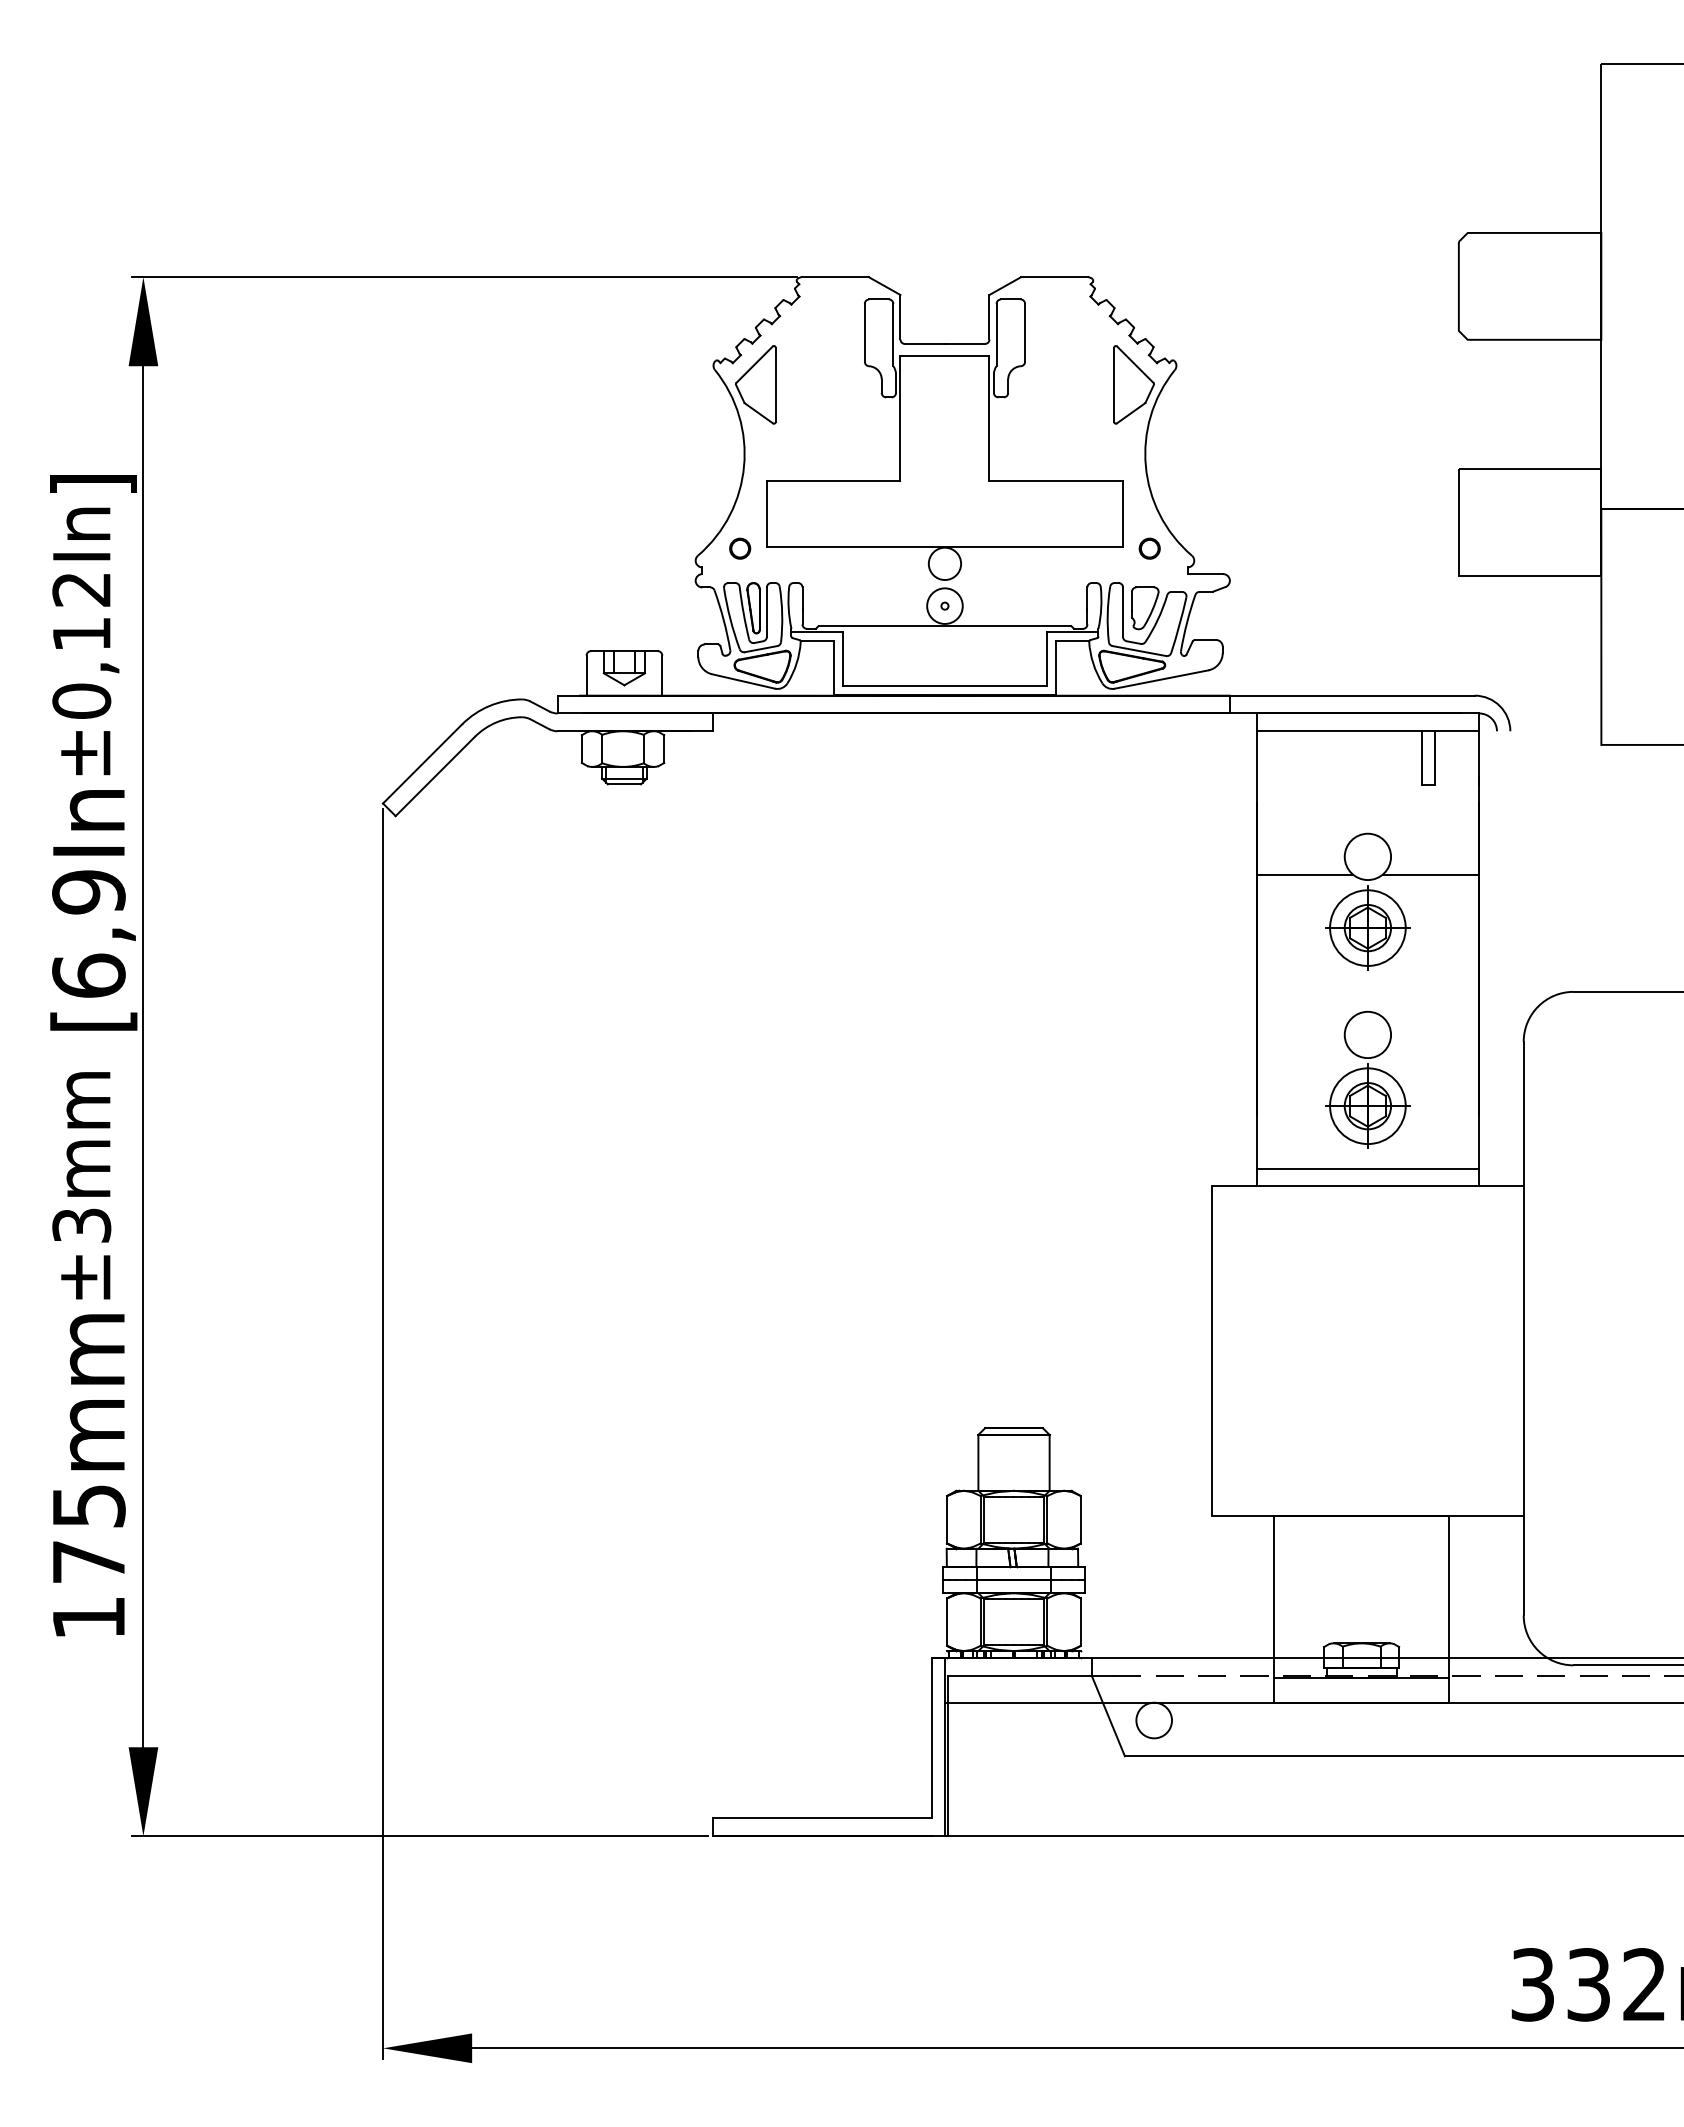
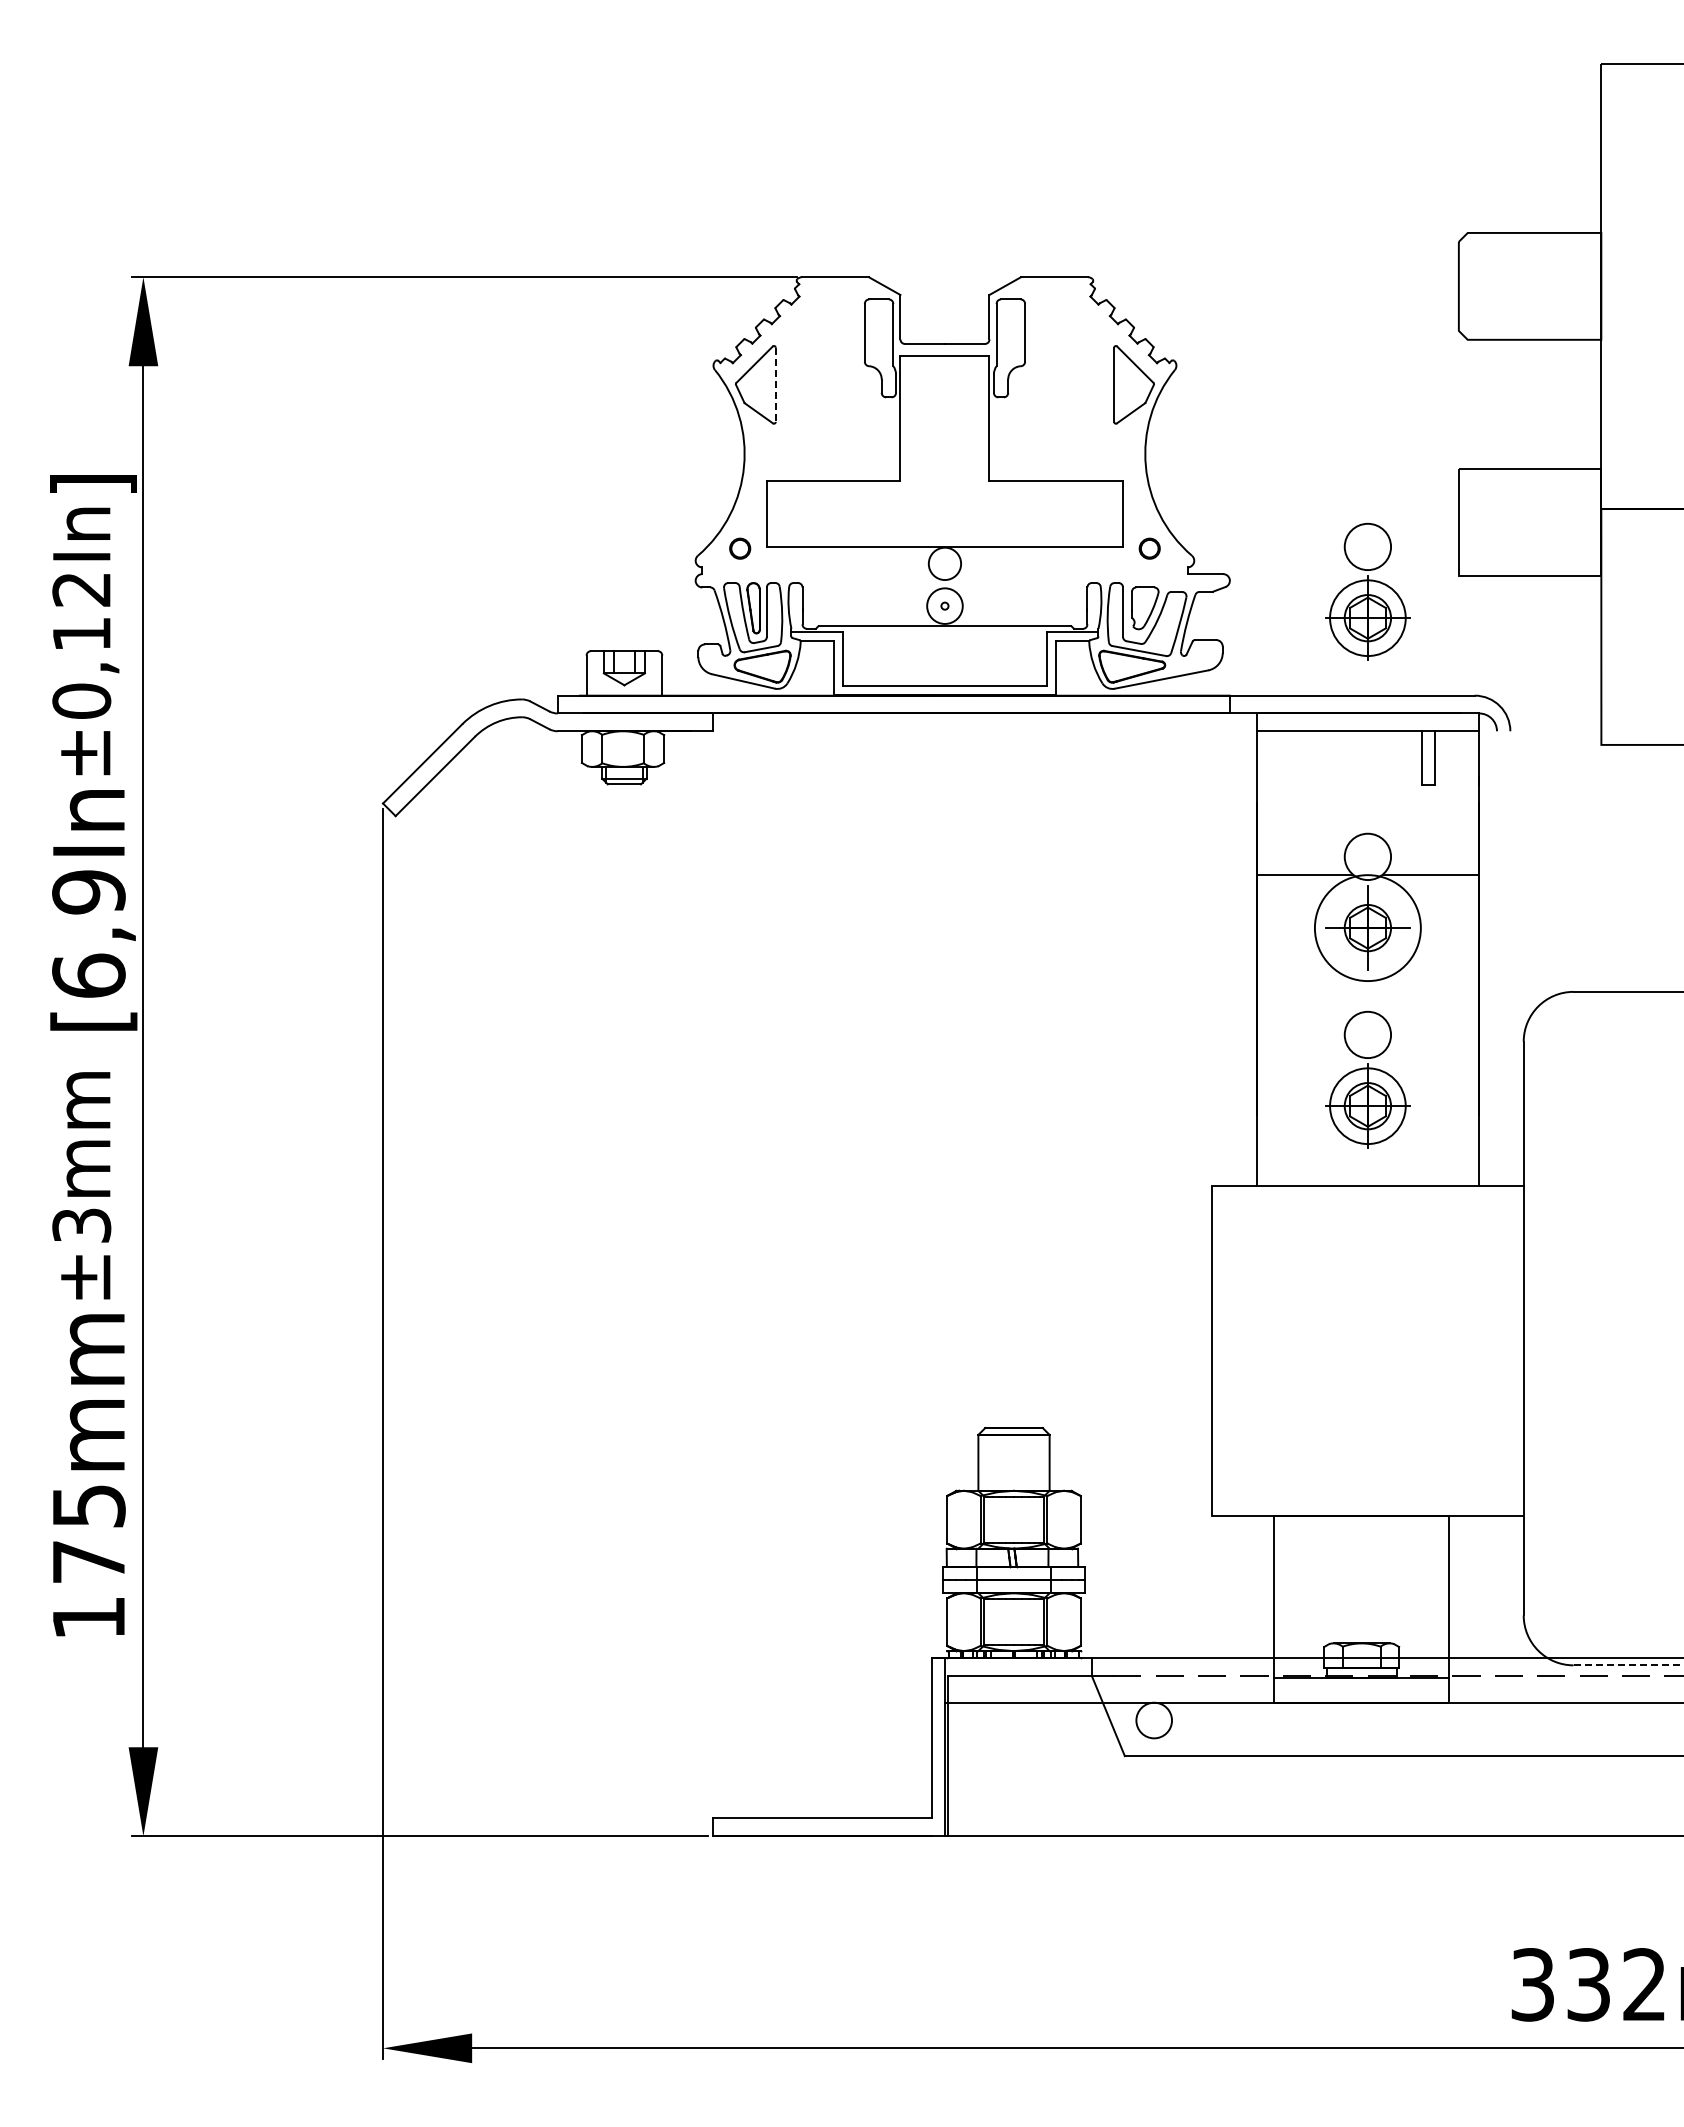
line: solid -> dashed (775, 385)
part: none -> present (1367, 591)
circle diameter: 76 px -> 106 px (1367, 928)
line: present -> none (1367, 1168)
line: solid -> dashed (1628, 1665)
